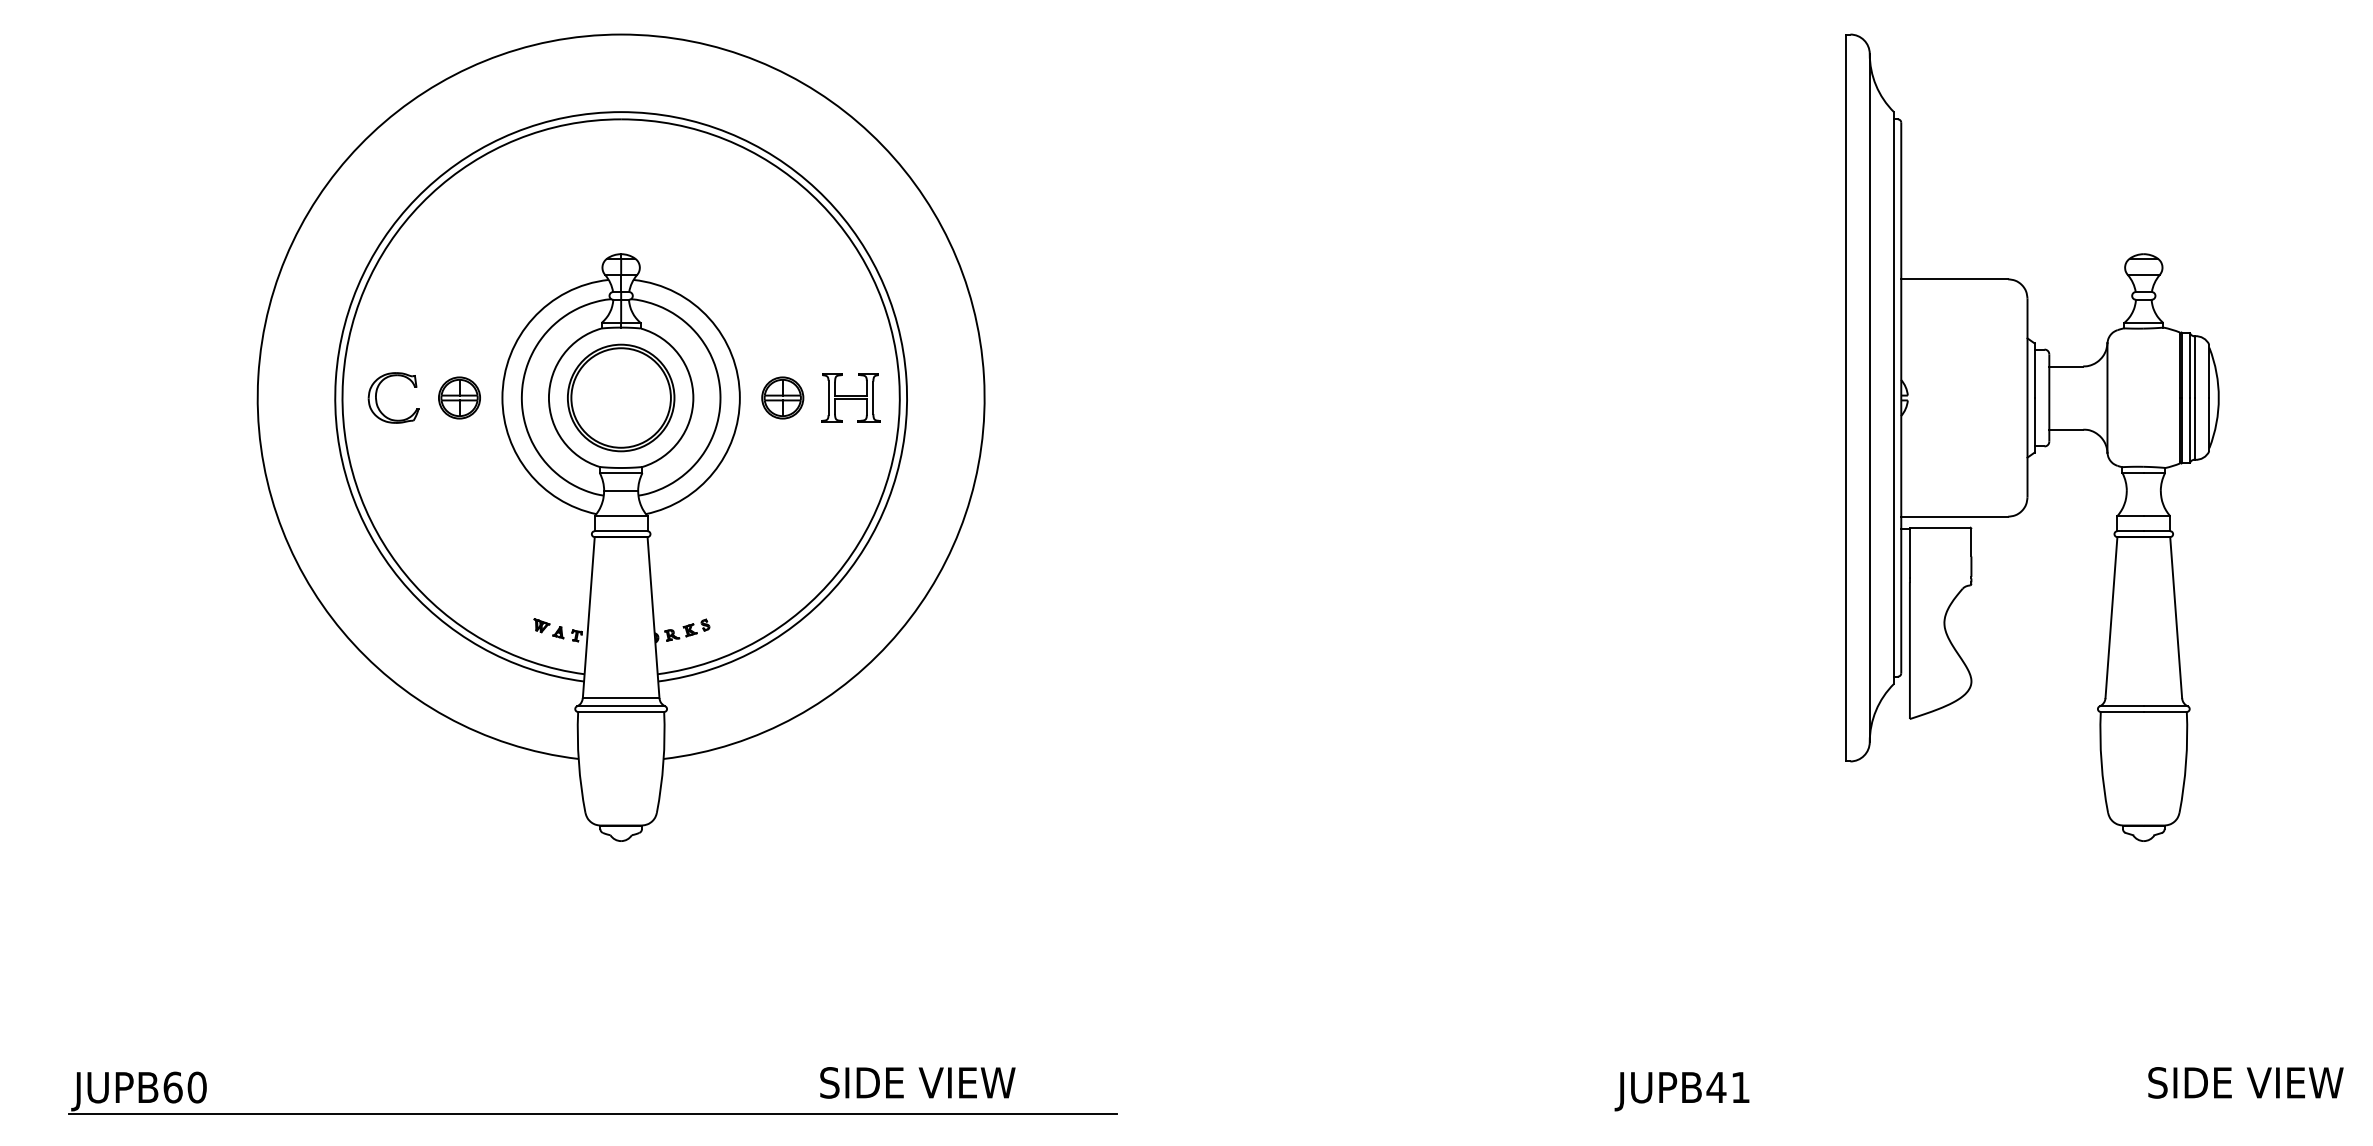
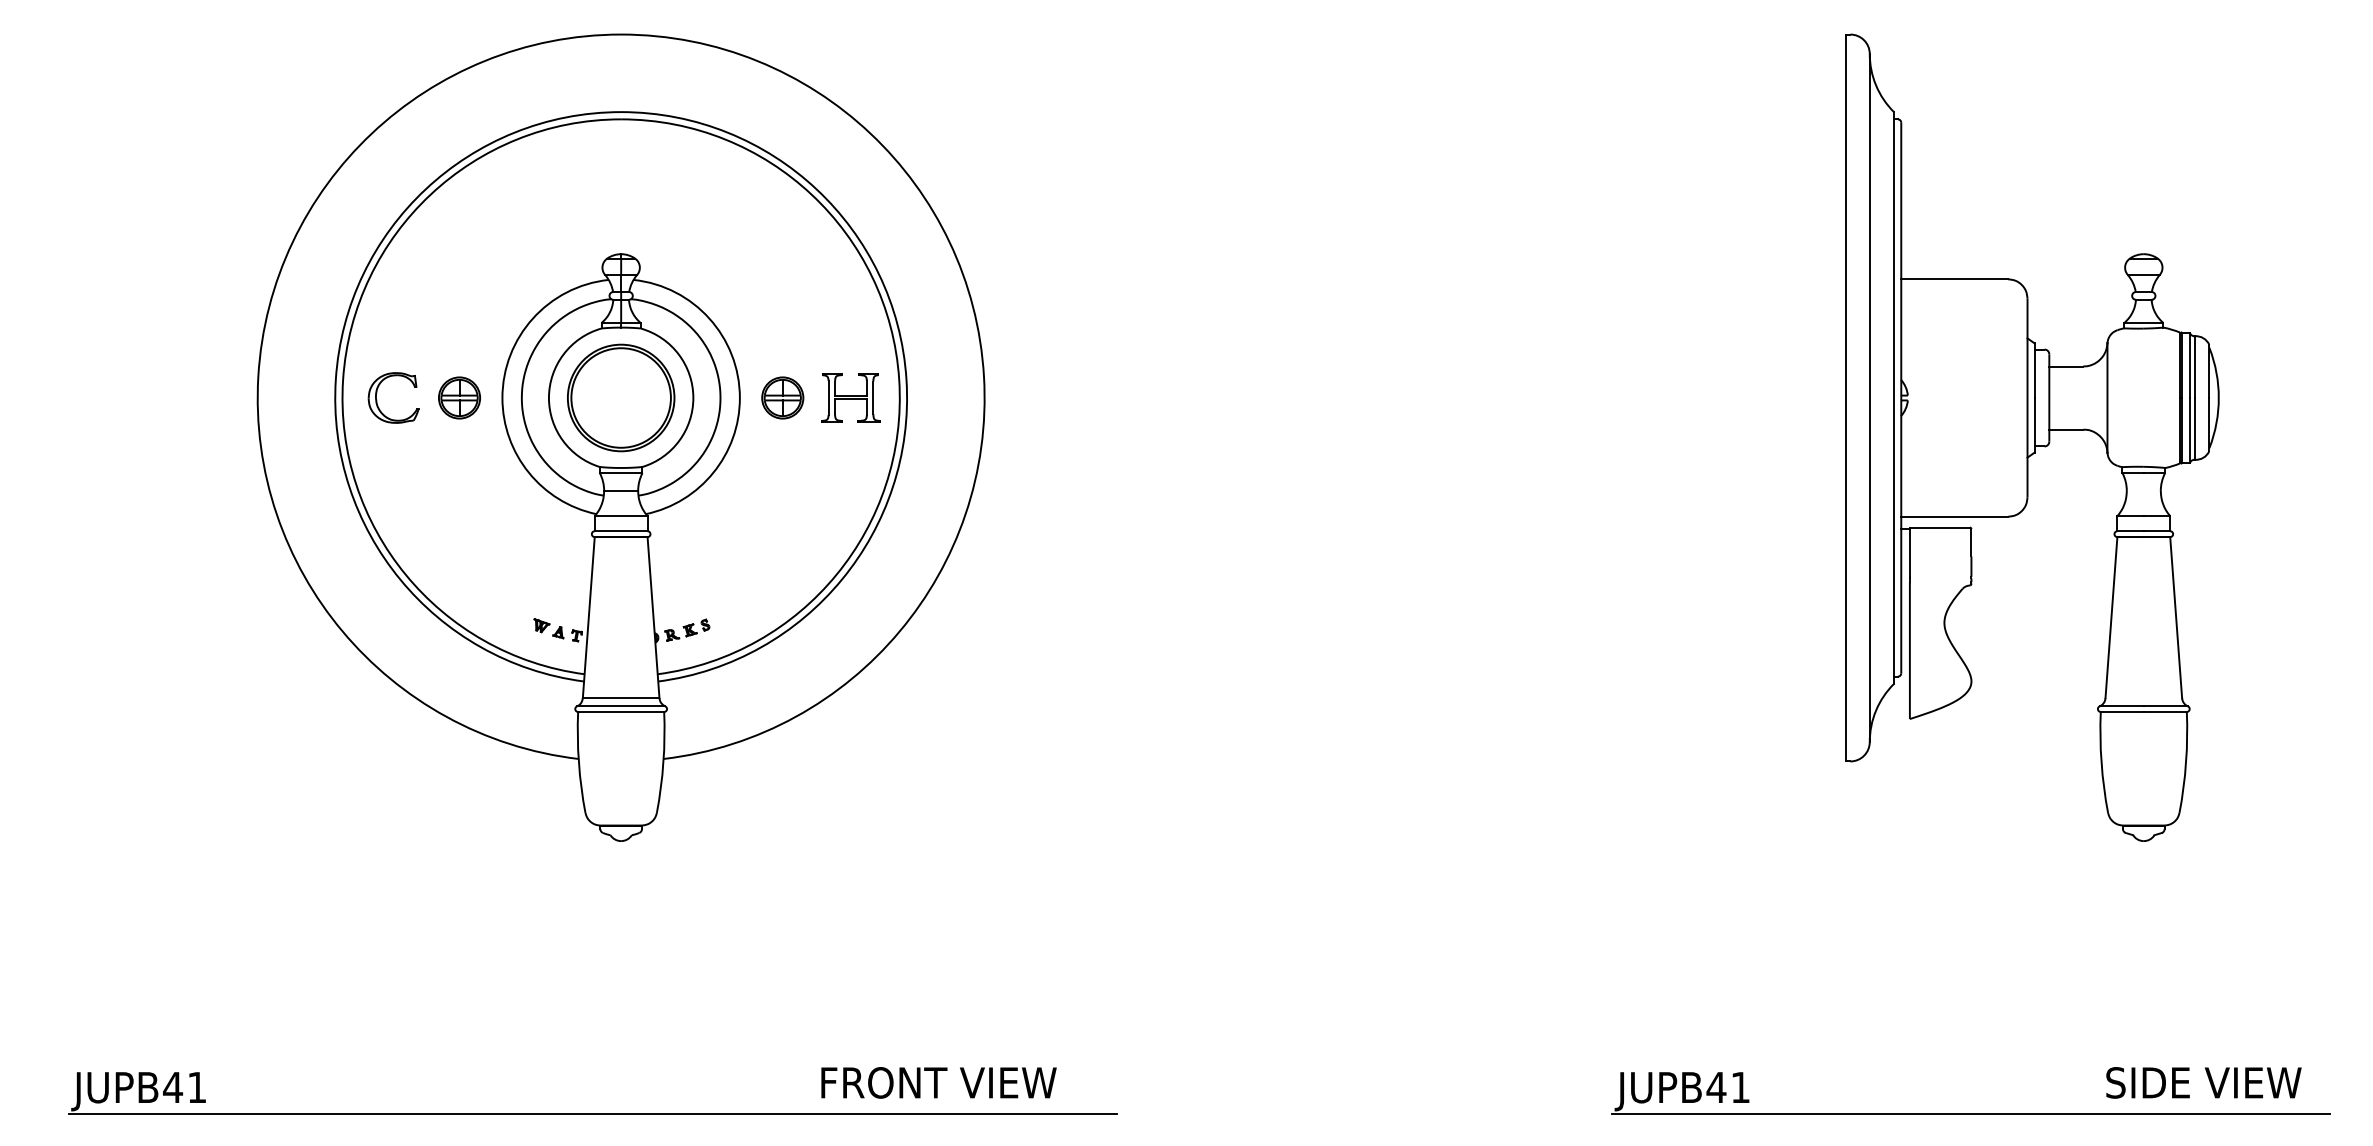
text: SIDE VIEW -> FRONT VIEW (938, 1082)
text position: (2245, 1082) -> (2203, 1082) (2203, 1082)
text: JUPB60 -> JUPB41 (184, 1087)
line: none -> present (1970, 1113)
